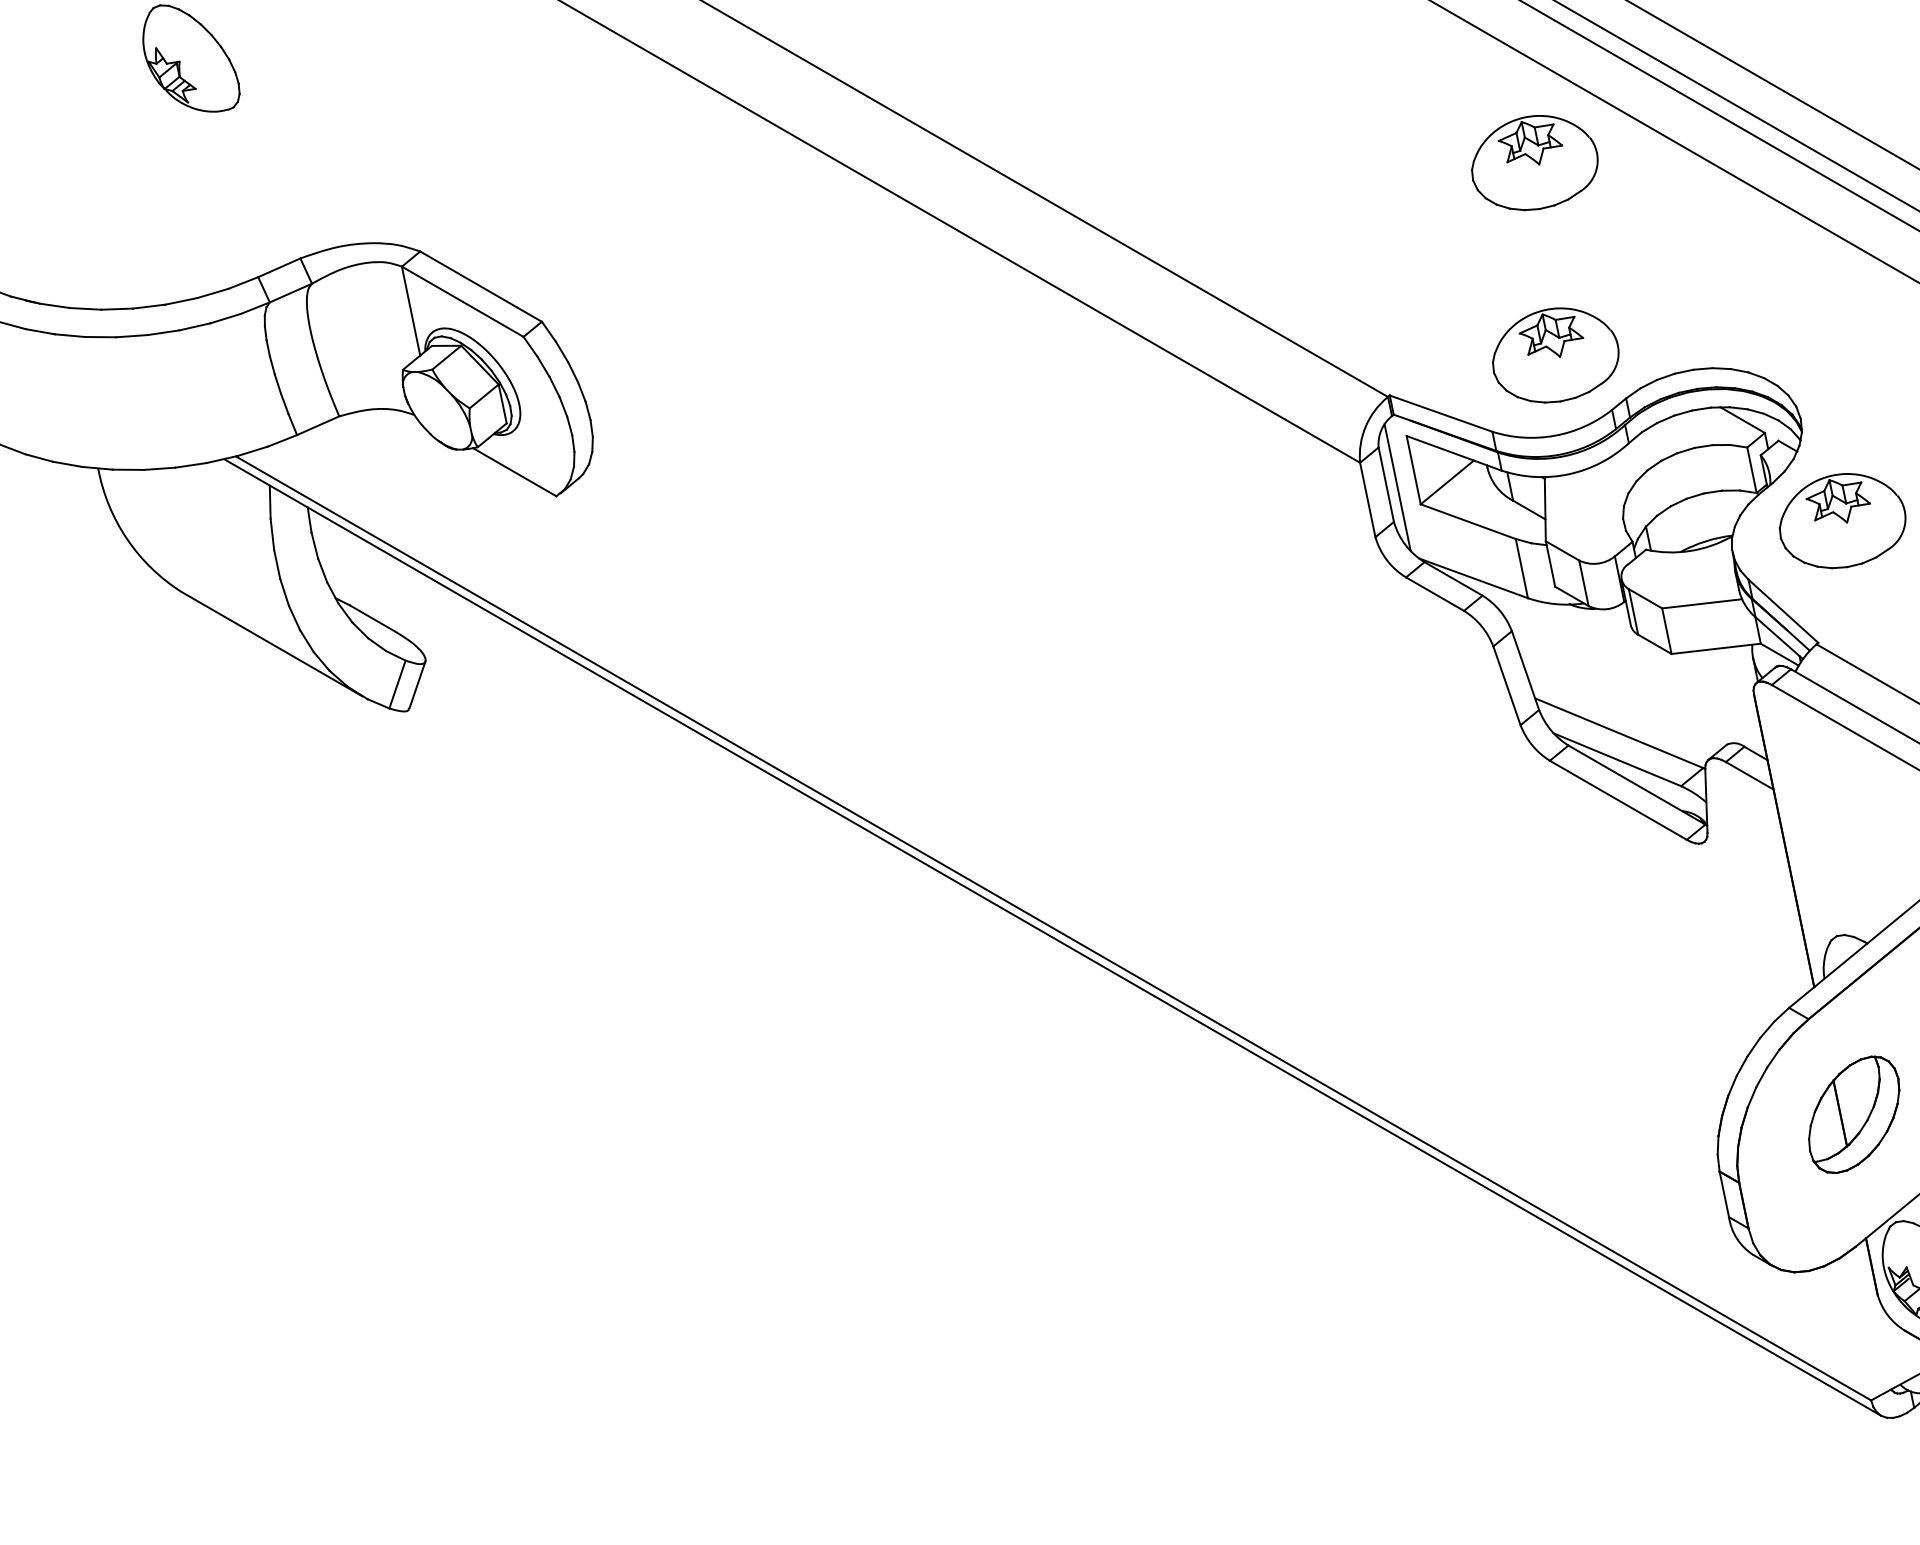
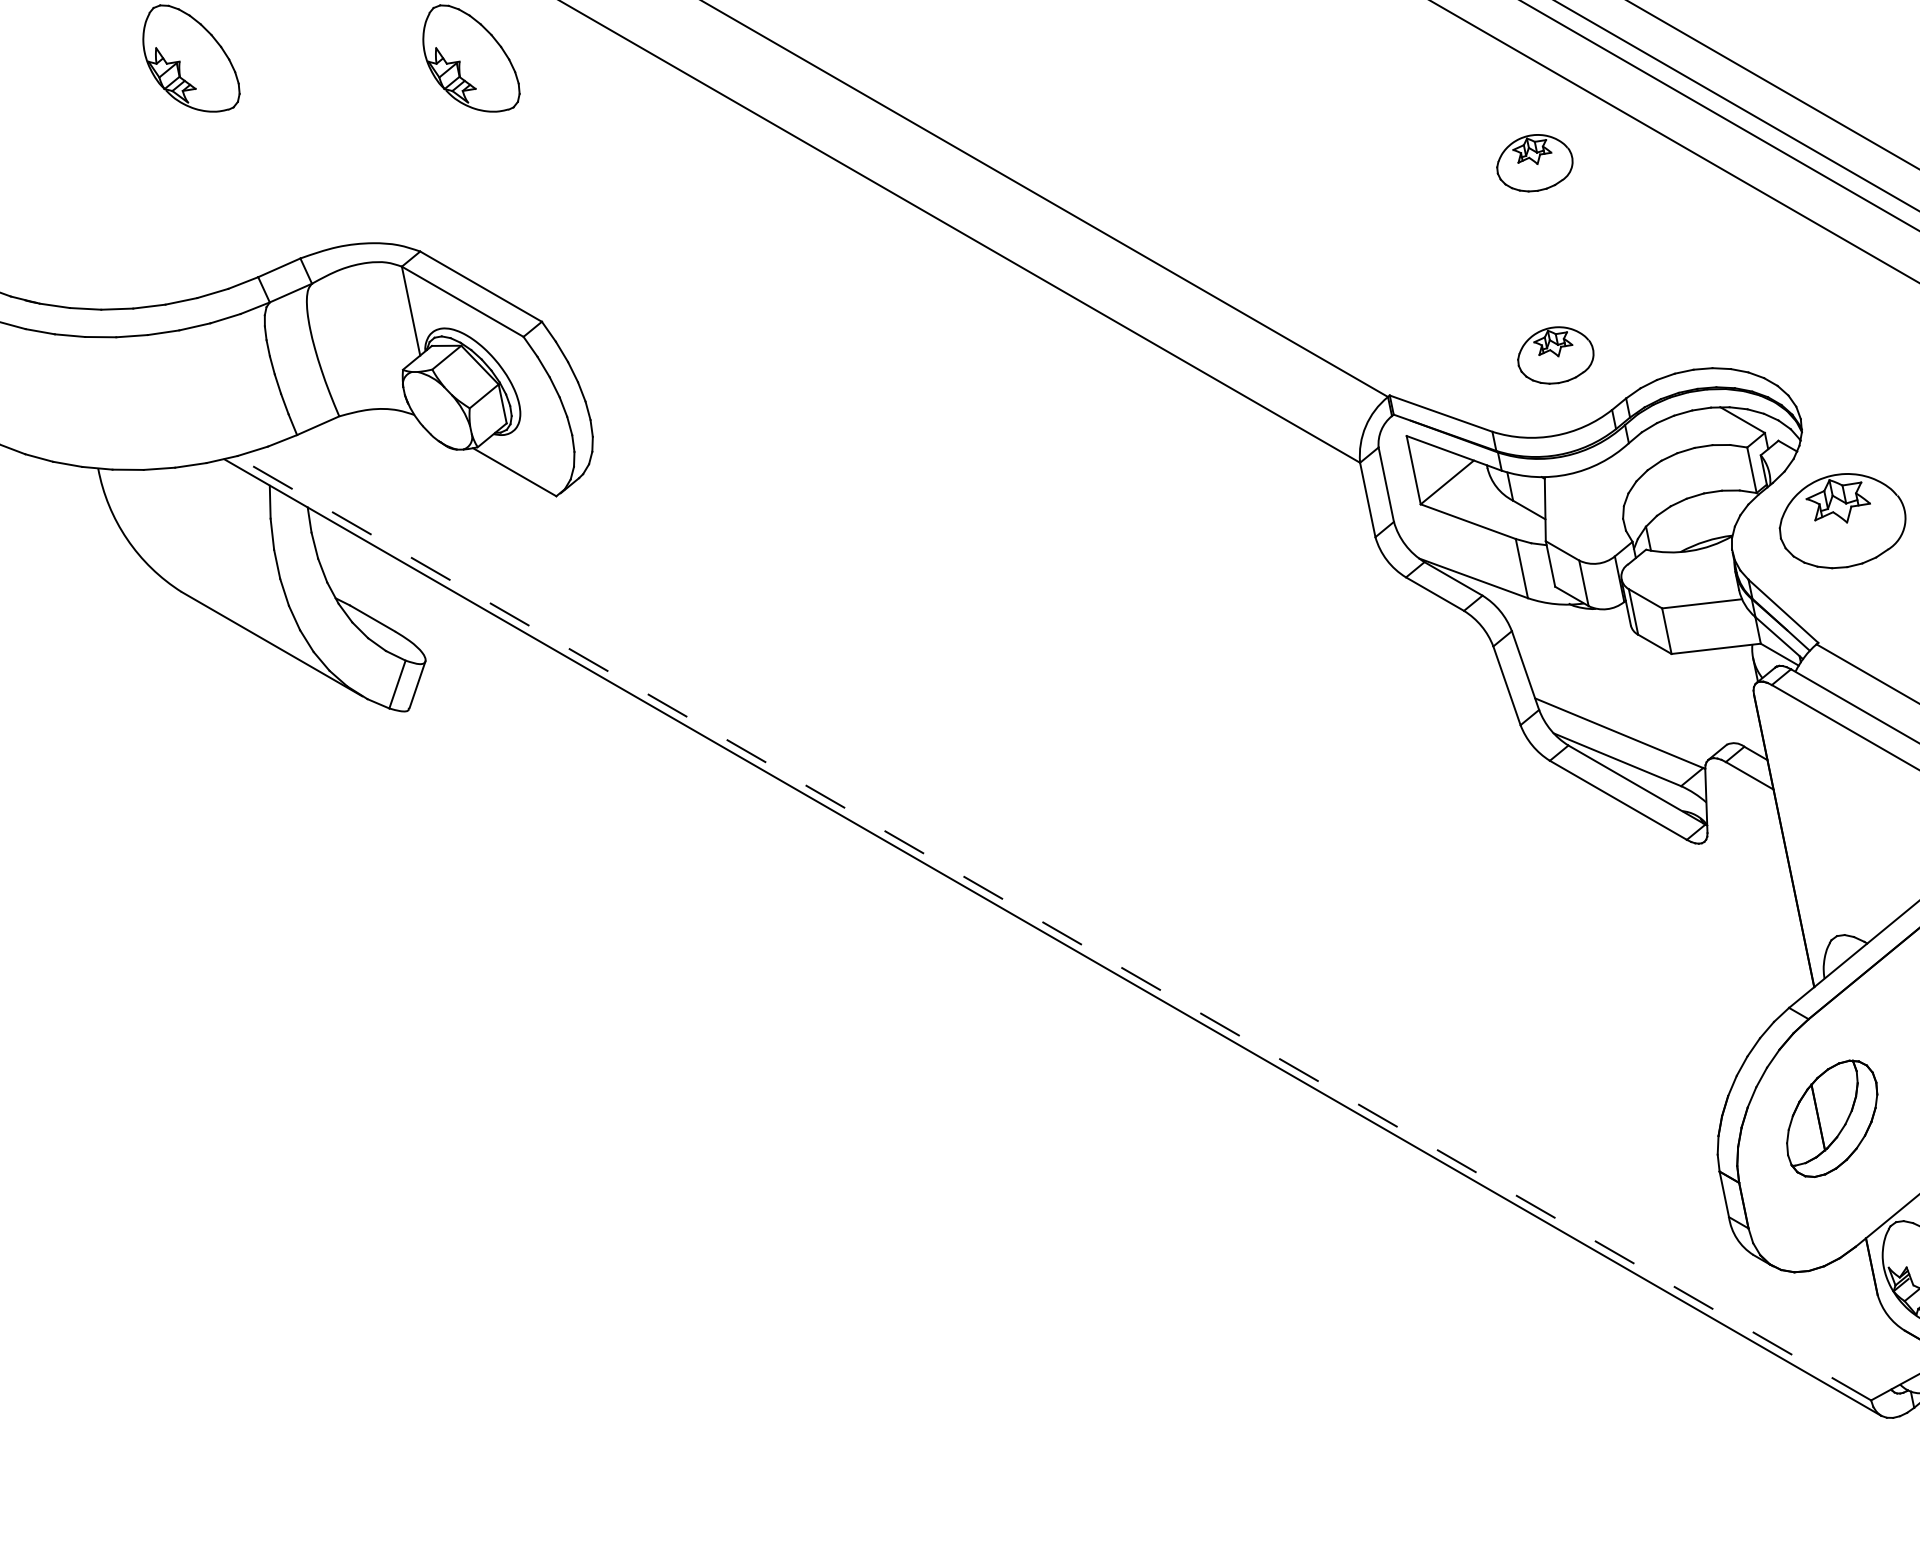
part: none -> present (471, 58)
part size: 128x97 px -> 78x59 px (1534, 163)
part size: 128x97 px -> 78x59 px (1555, 355)
line: present -> none (1397, 487)
line: solid -> dashed (1053, 928)
part position: (1854, 1114) -> (1832, 1118) (1832, 1118)
